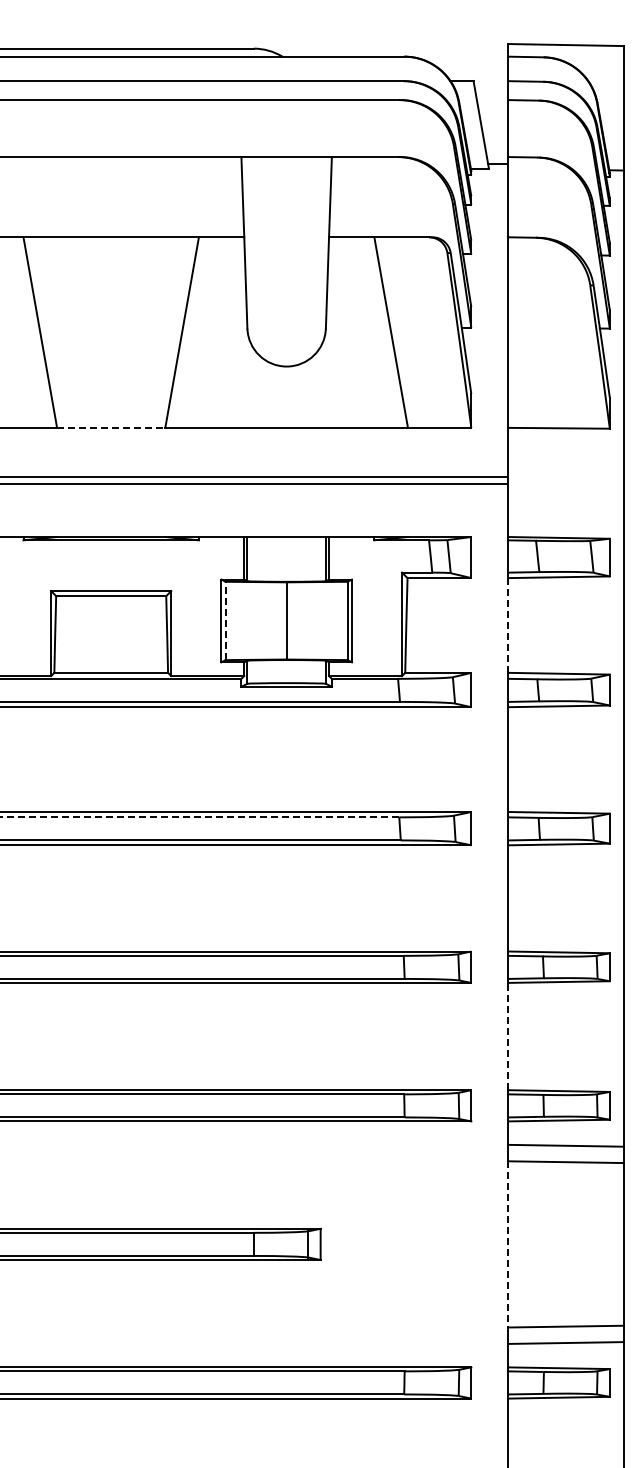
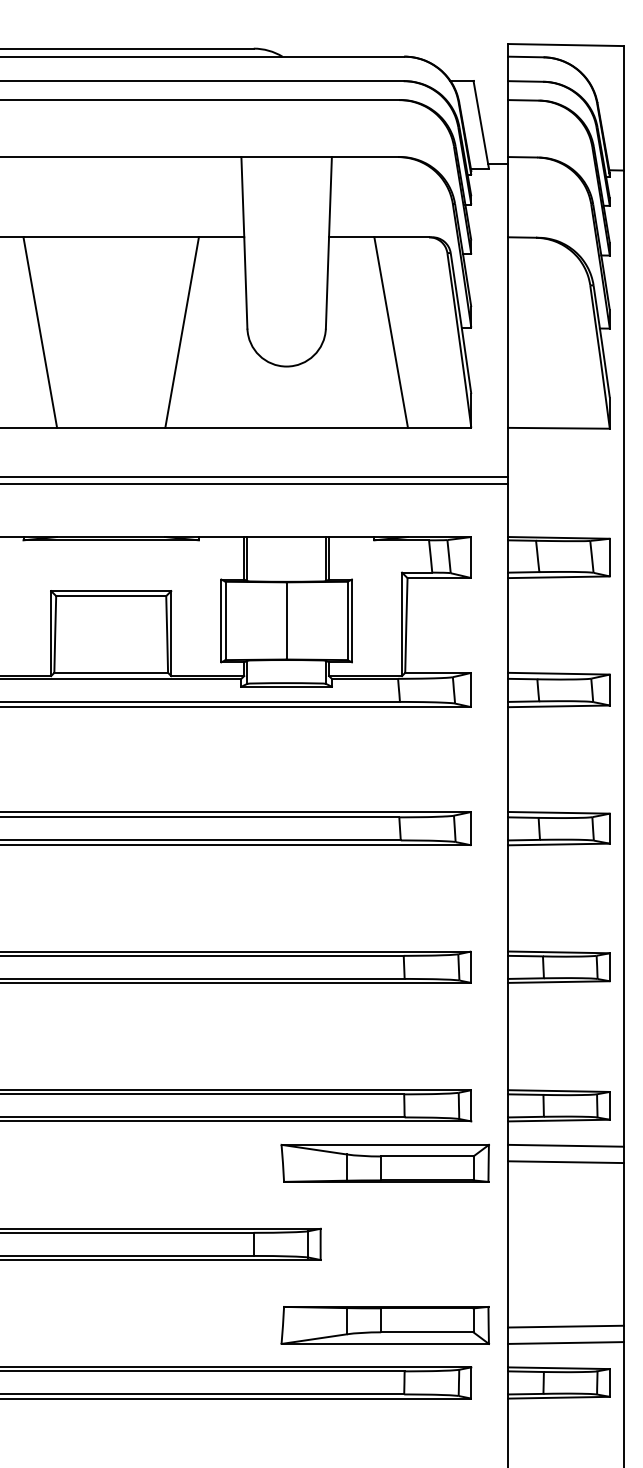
line: dashed -> solid (111, 427)
line: dashed -> solid (225, 620)
line: dashed -> solid (508, 624)
line: dashed -> solid (199, 817)
line: dashed -> solid (508, 1036)
part: none -> present (384, 1162)
line: dashed -> solid (508, 1244)
part: none -> present (384, 1325)
